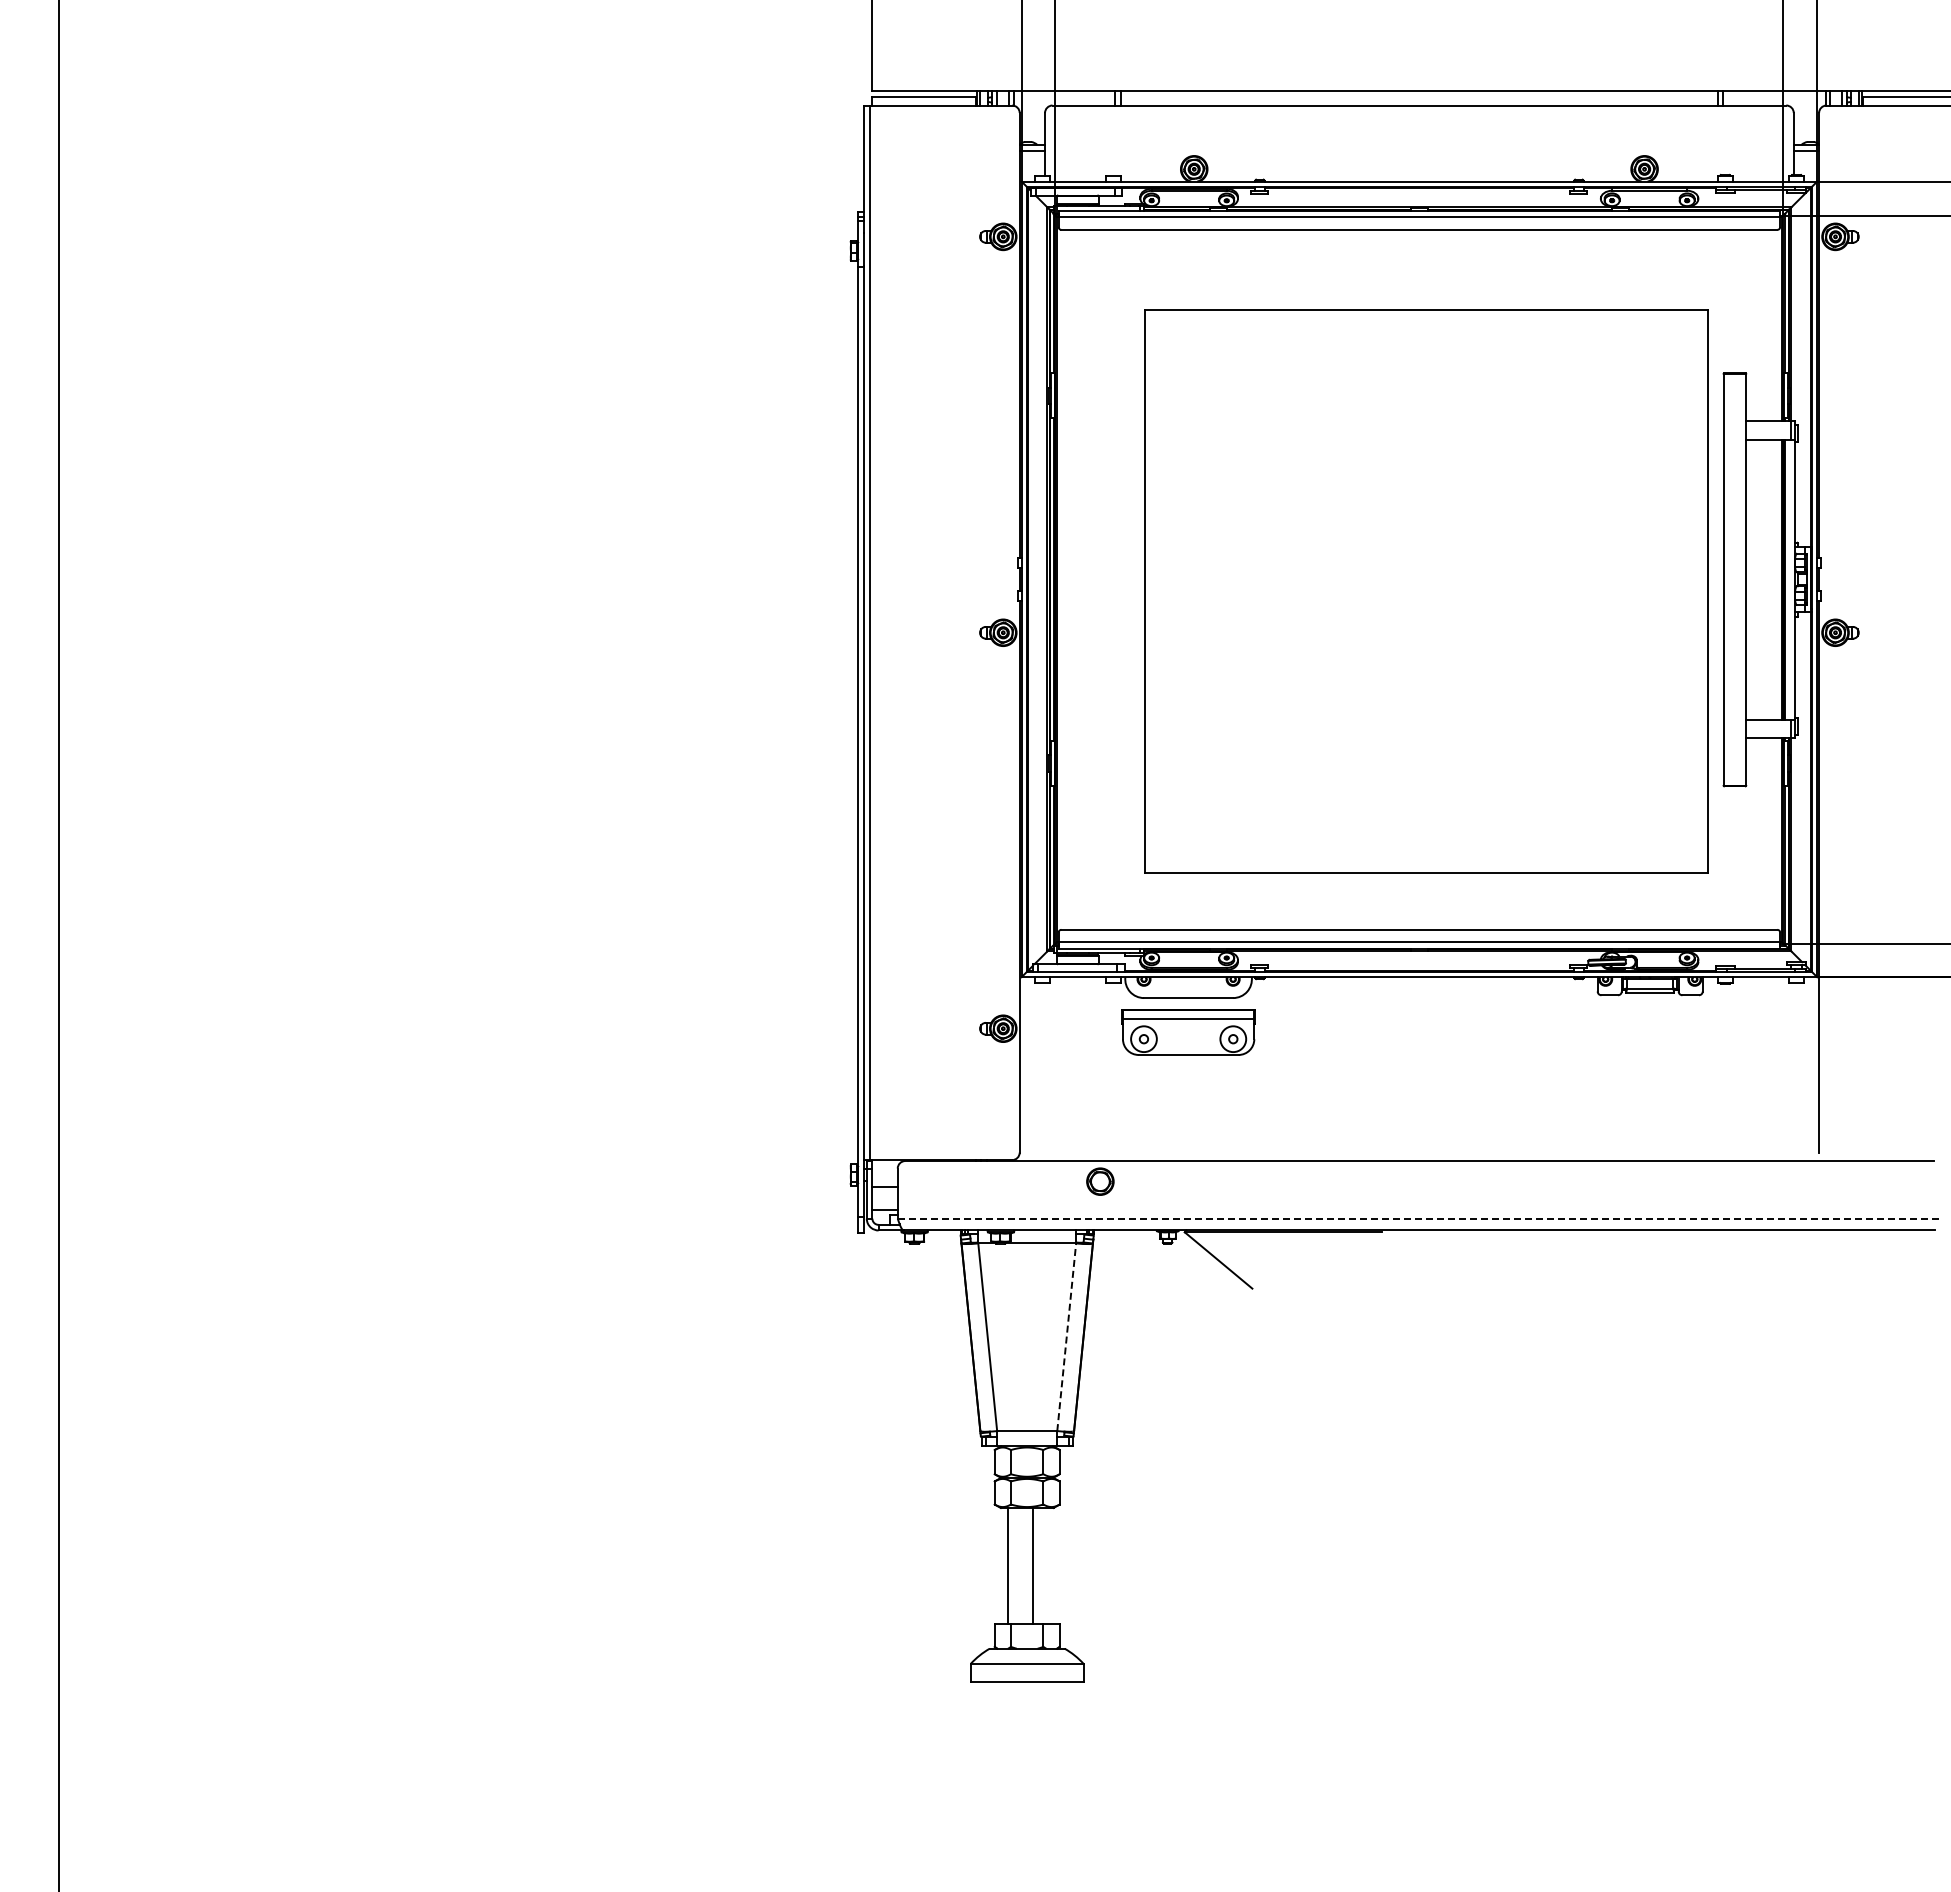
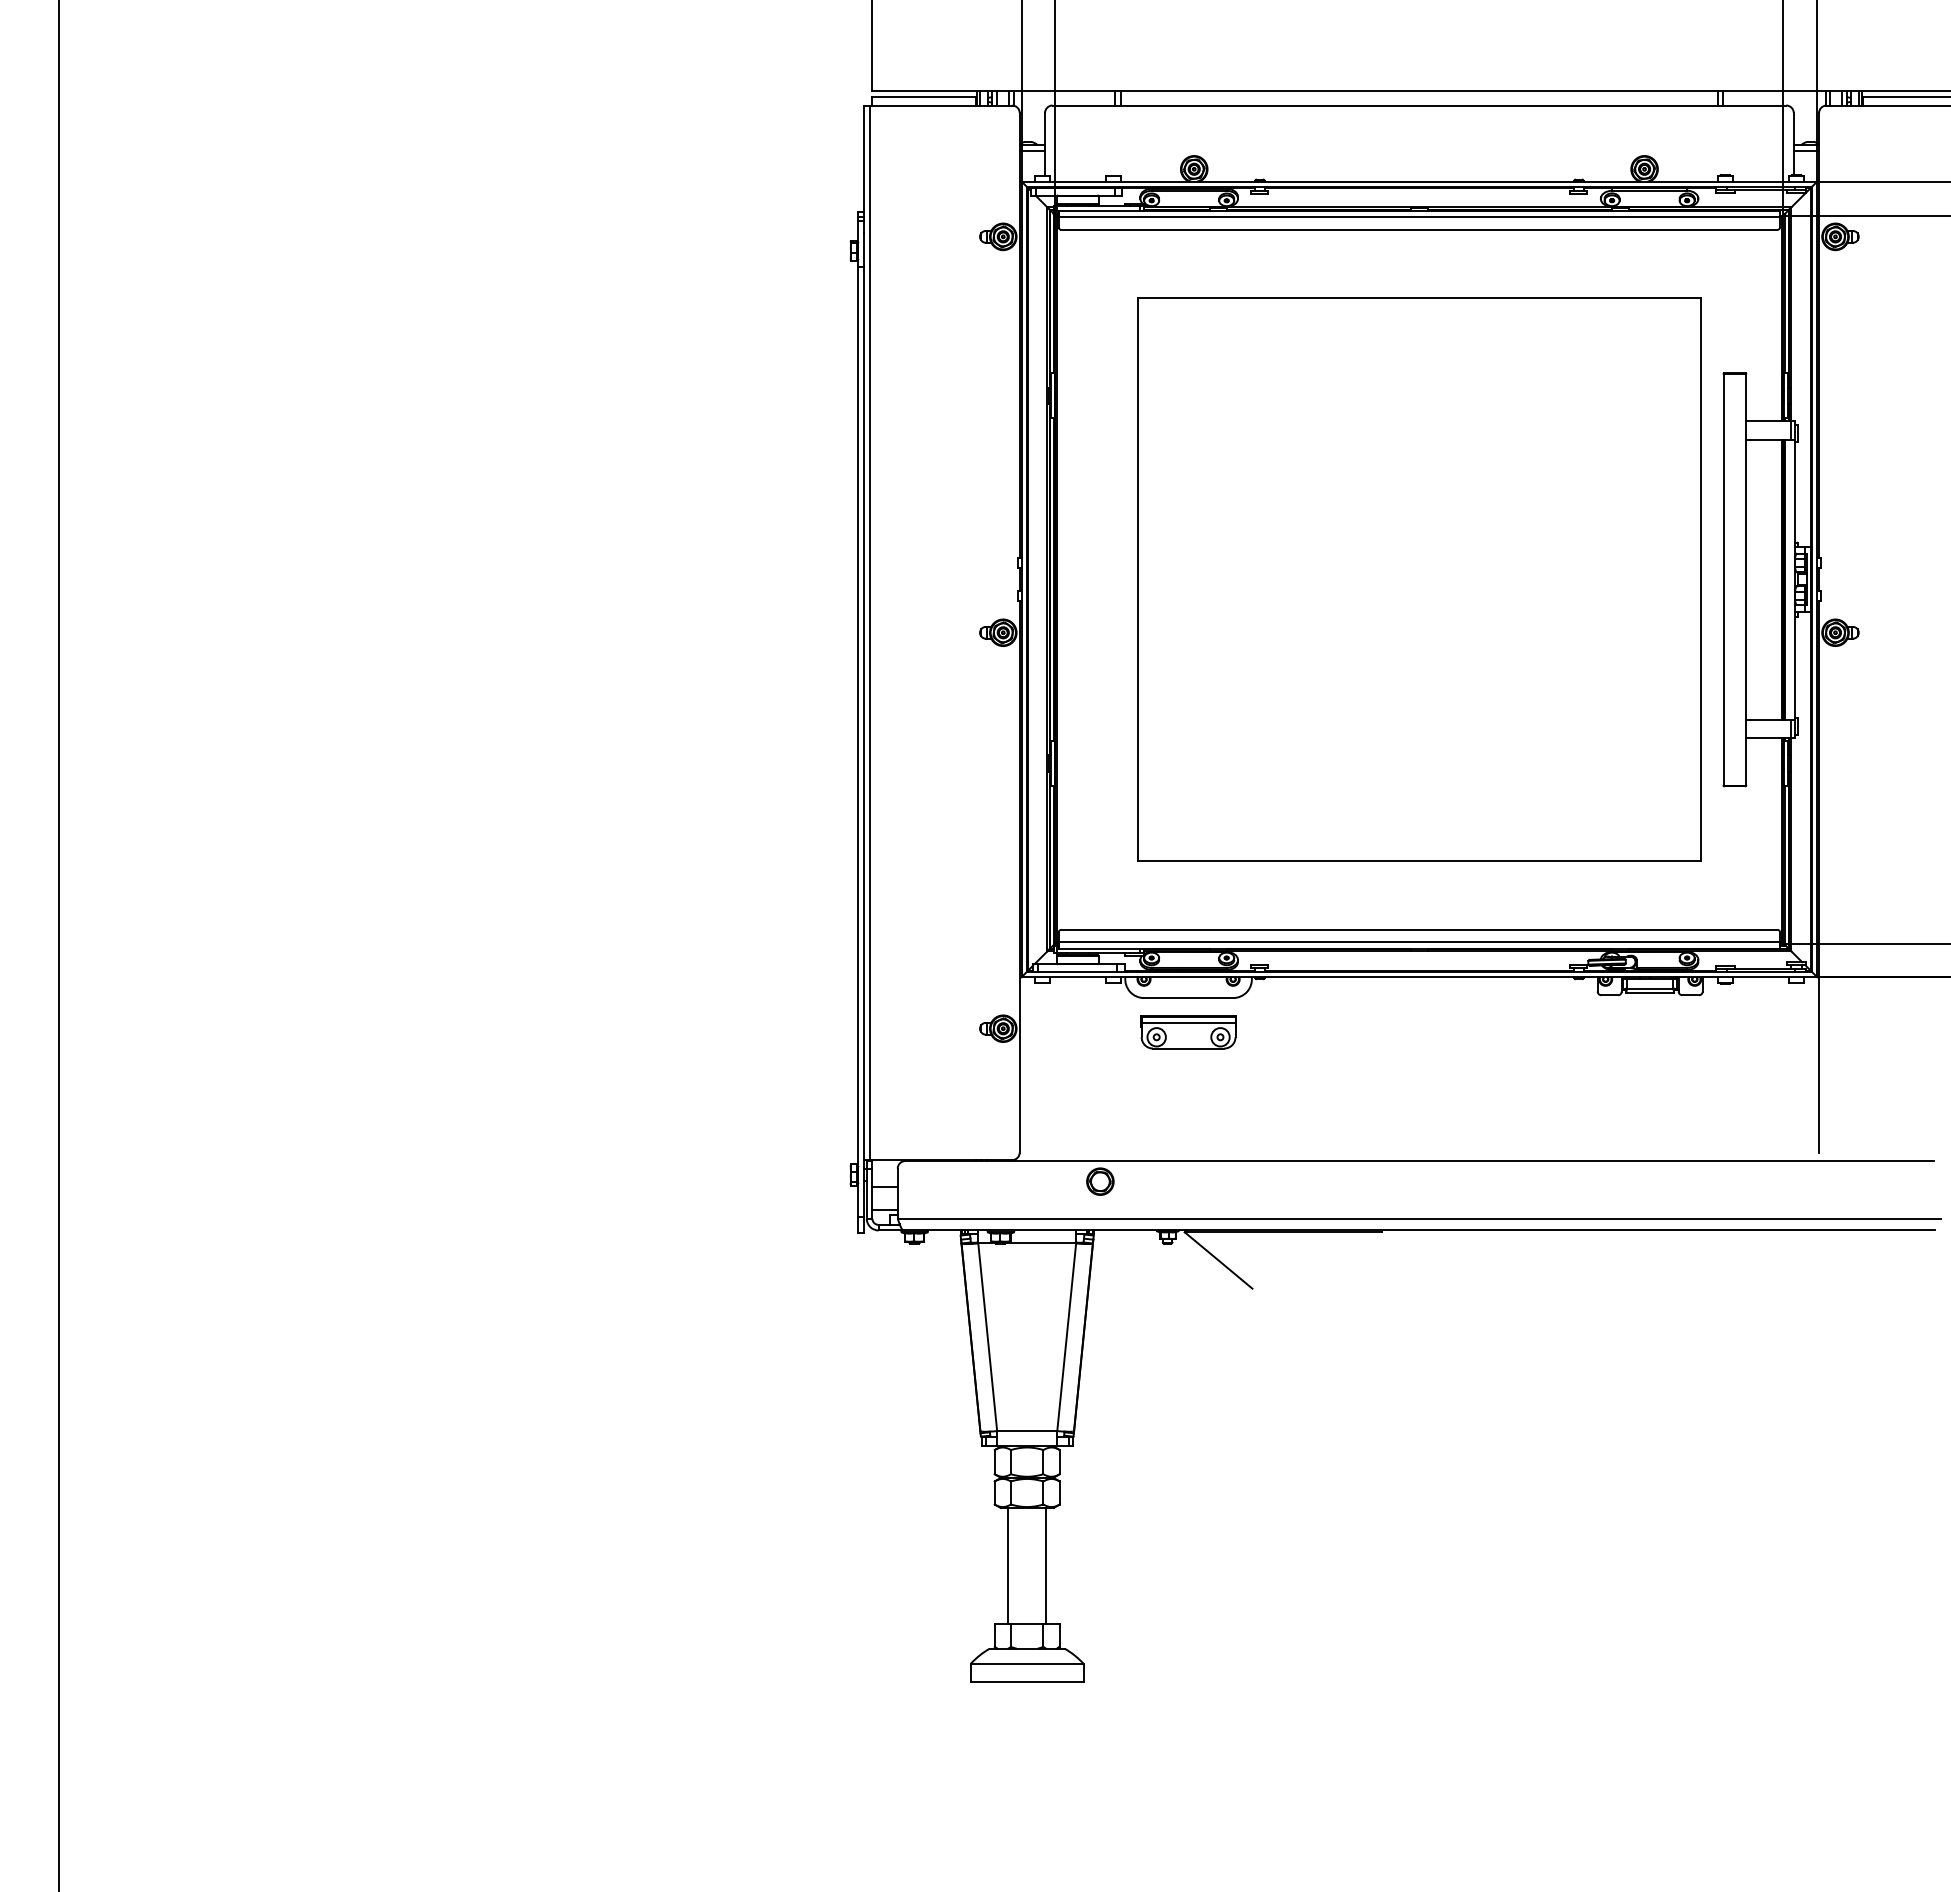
part position: (1426, 591) -> (1419, 579) (1419, 579)
part size: 135x47 px -> 97x35 px (1188, 1032)
line: dashed -> solid (1419, 1218)
line: dashed -> solid (1066, 1336)
line position: (1032, 1566) -> (1045, 1566) (1045, 1566)
